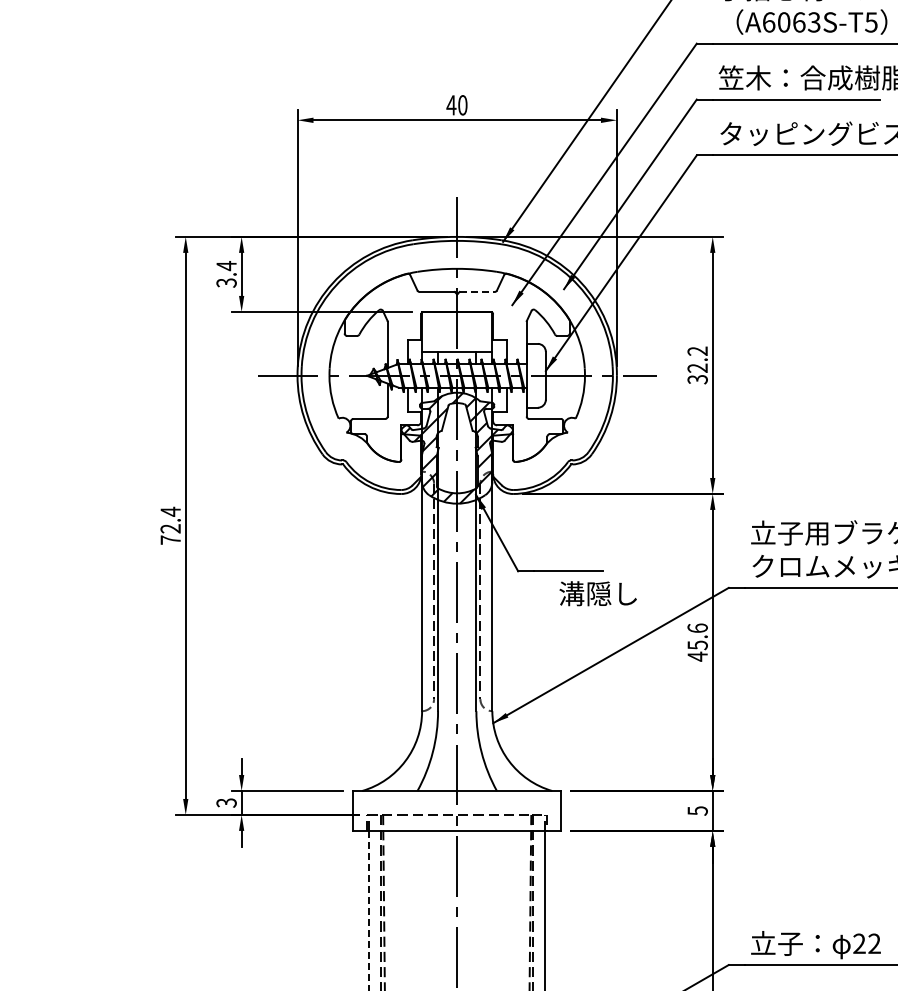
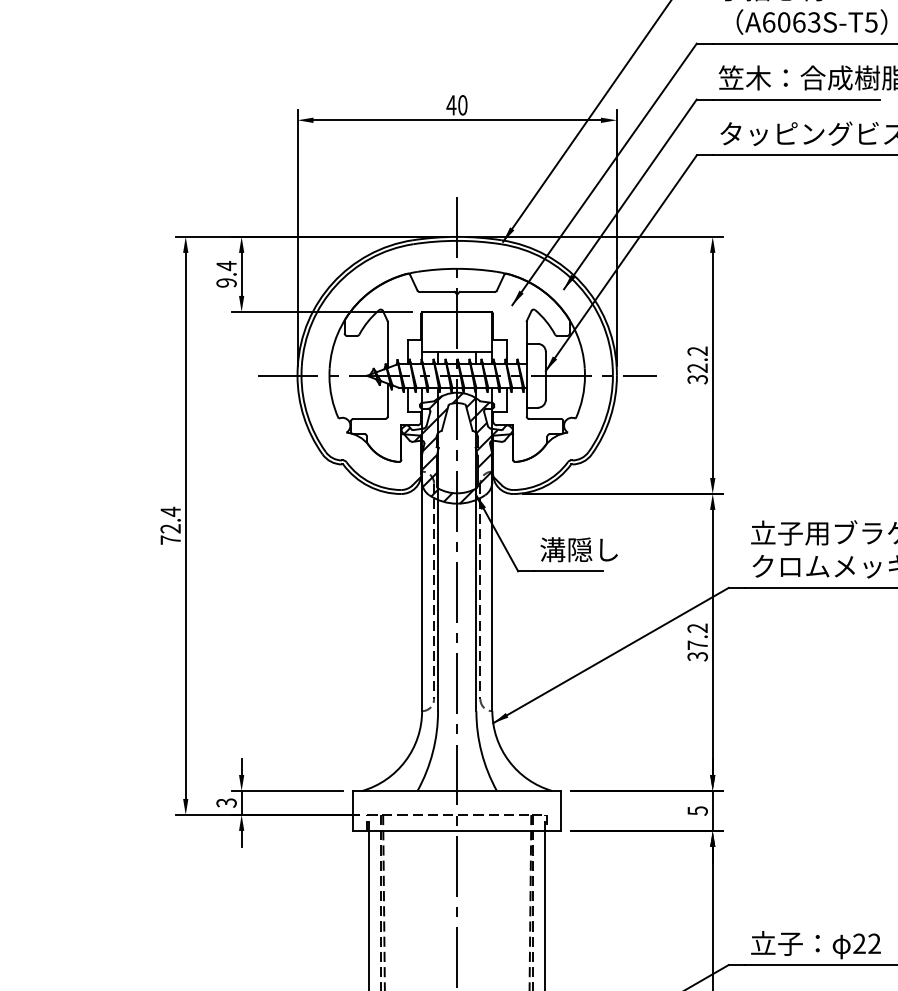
text: 3.4 -> 9.4 (226, 282)
line: dashed -> solid (477, 291)
text position: (597, 593) -> (578, 549) (578, 549)
text: 45.6 -> 37.2 (697, 642)
line: dashed -> solid (369, 910)
